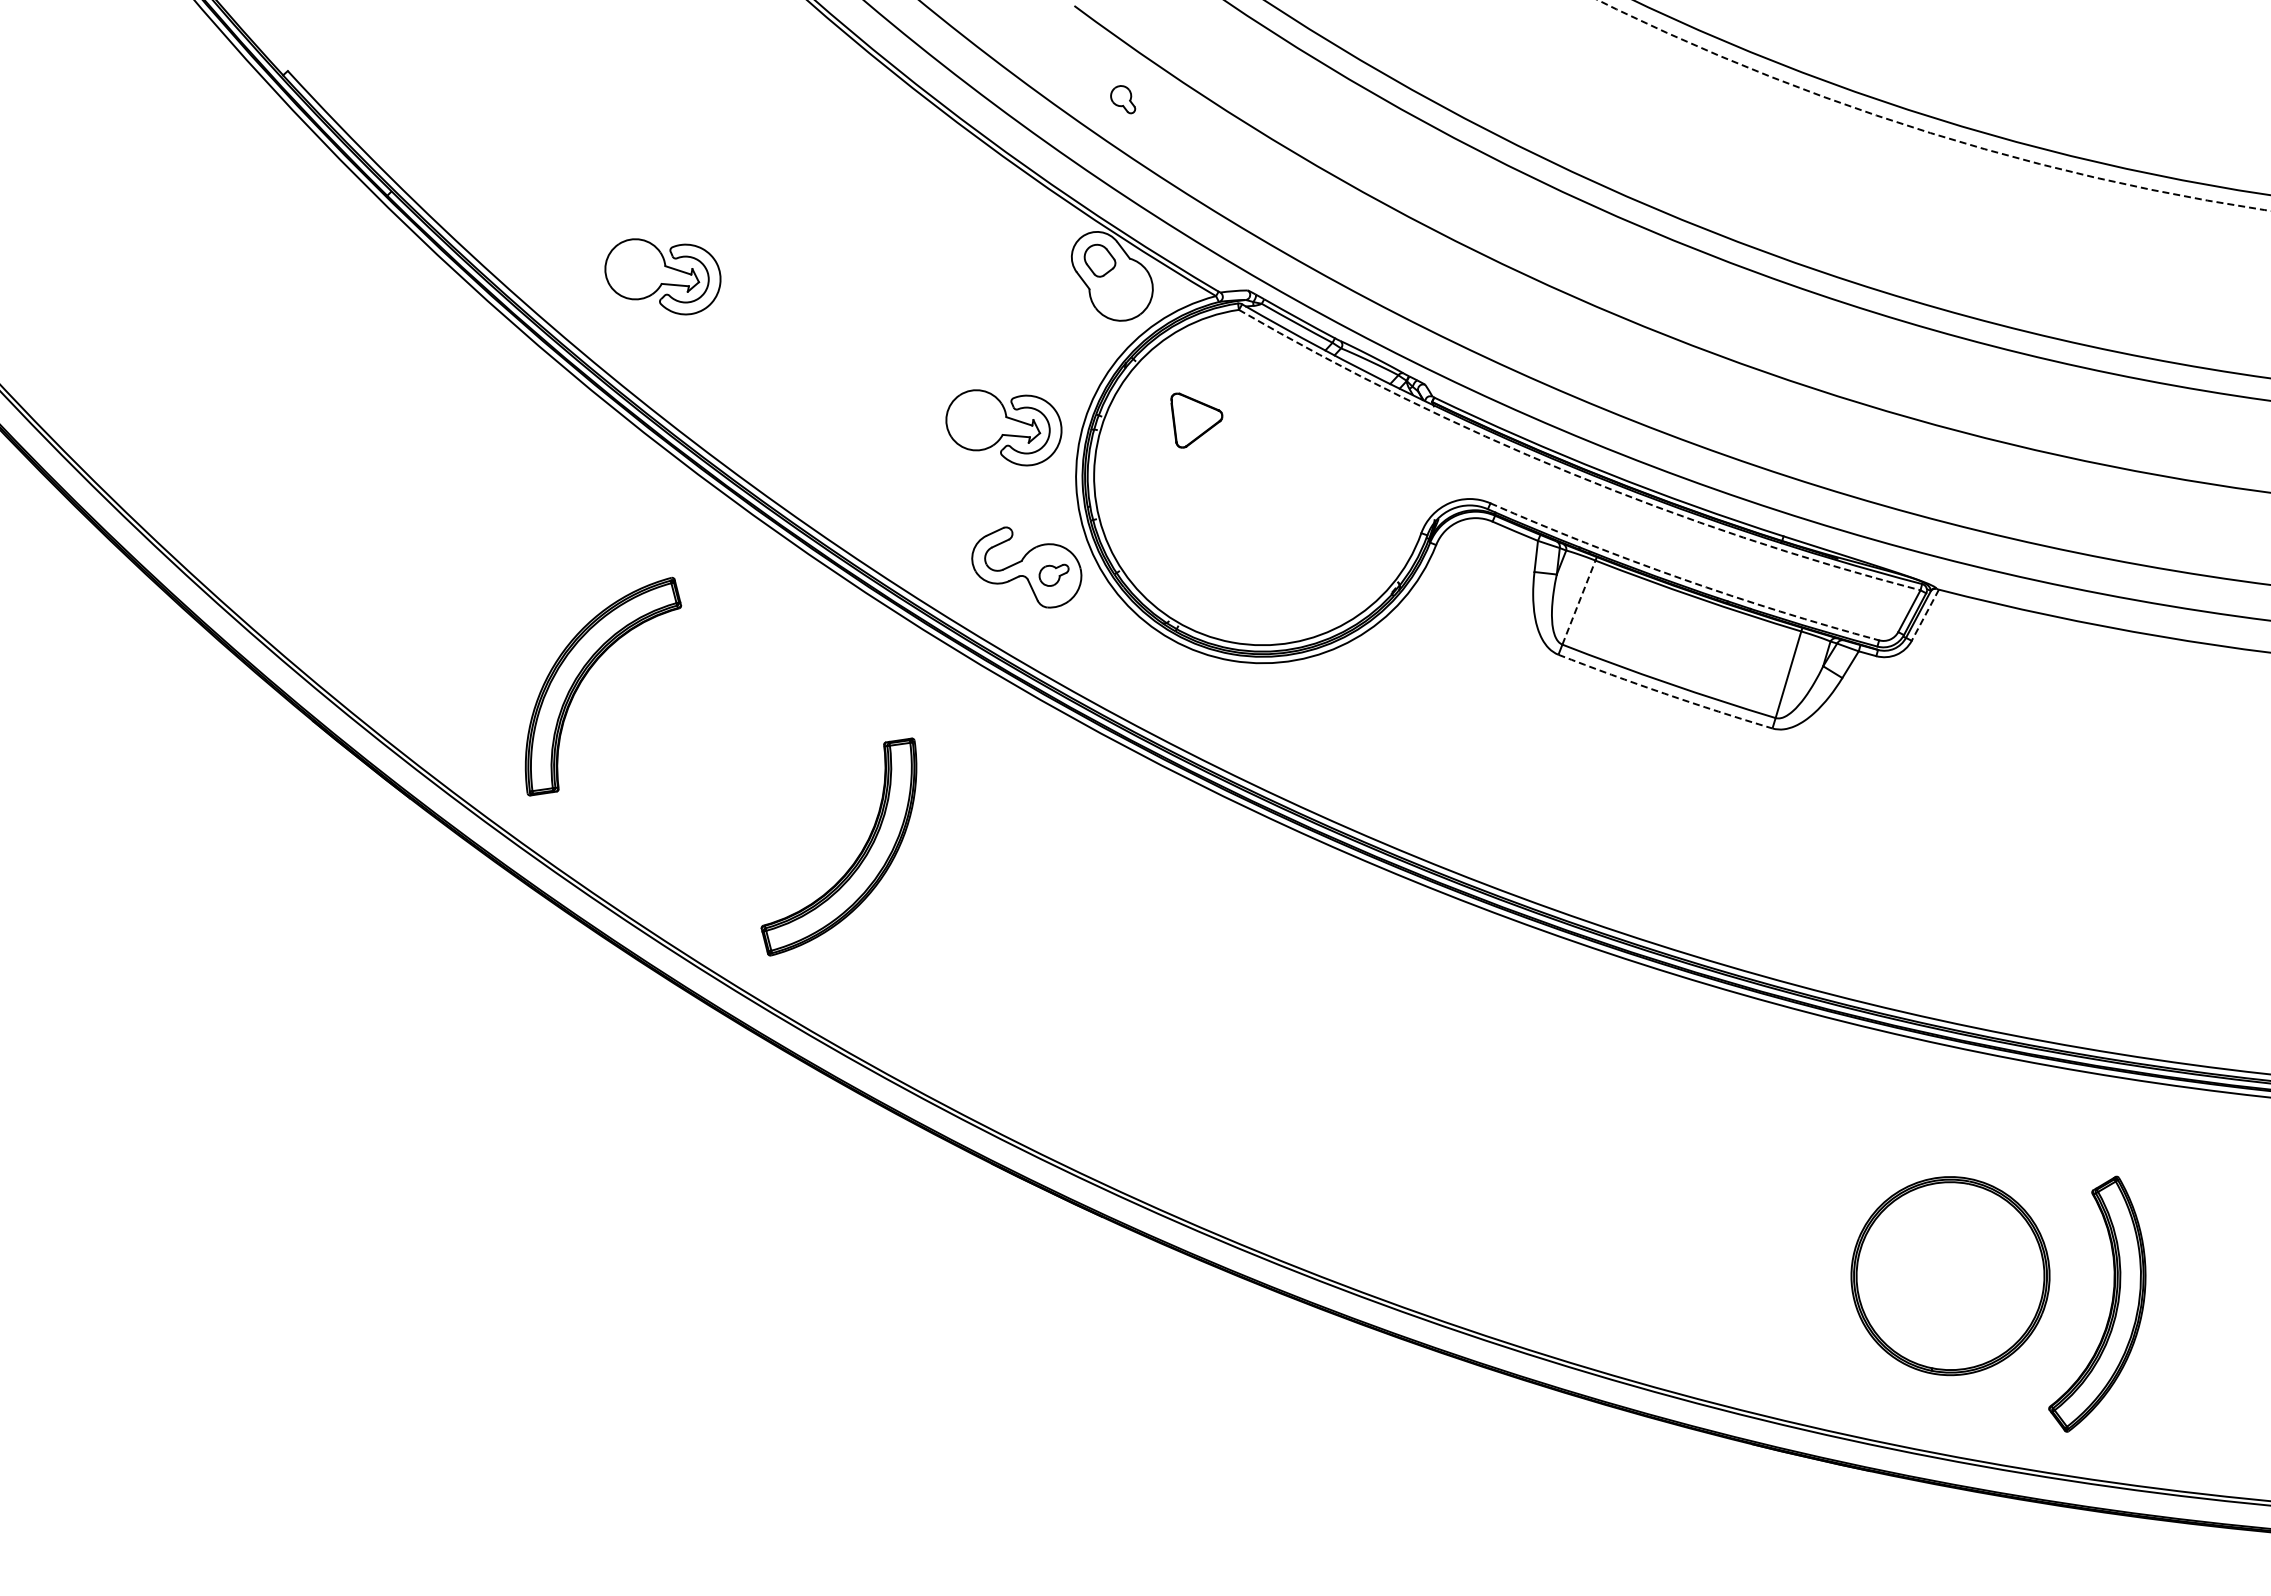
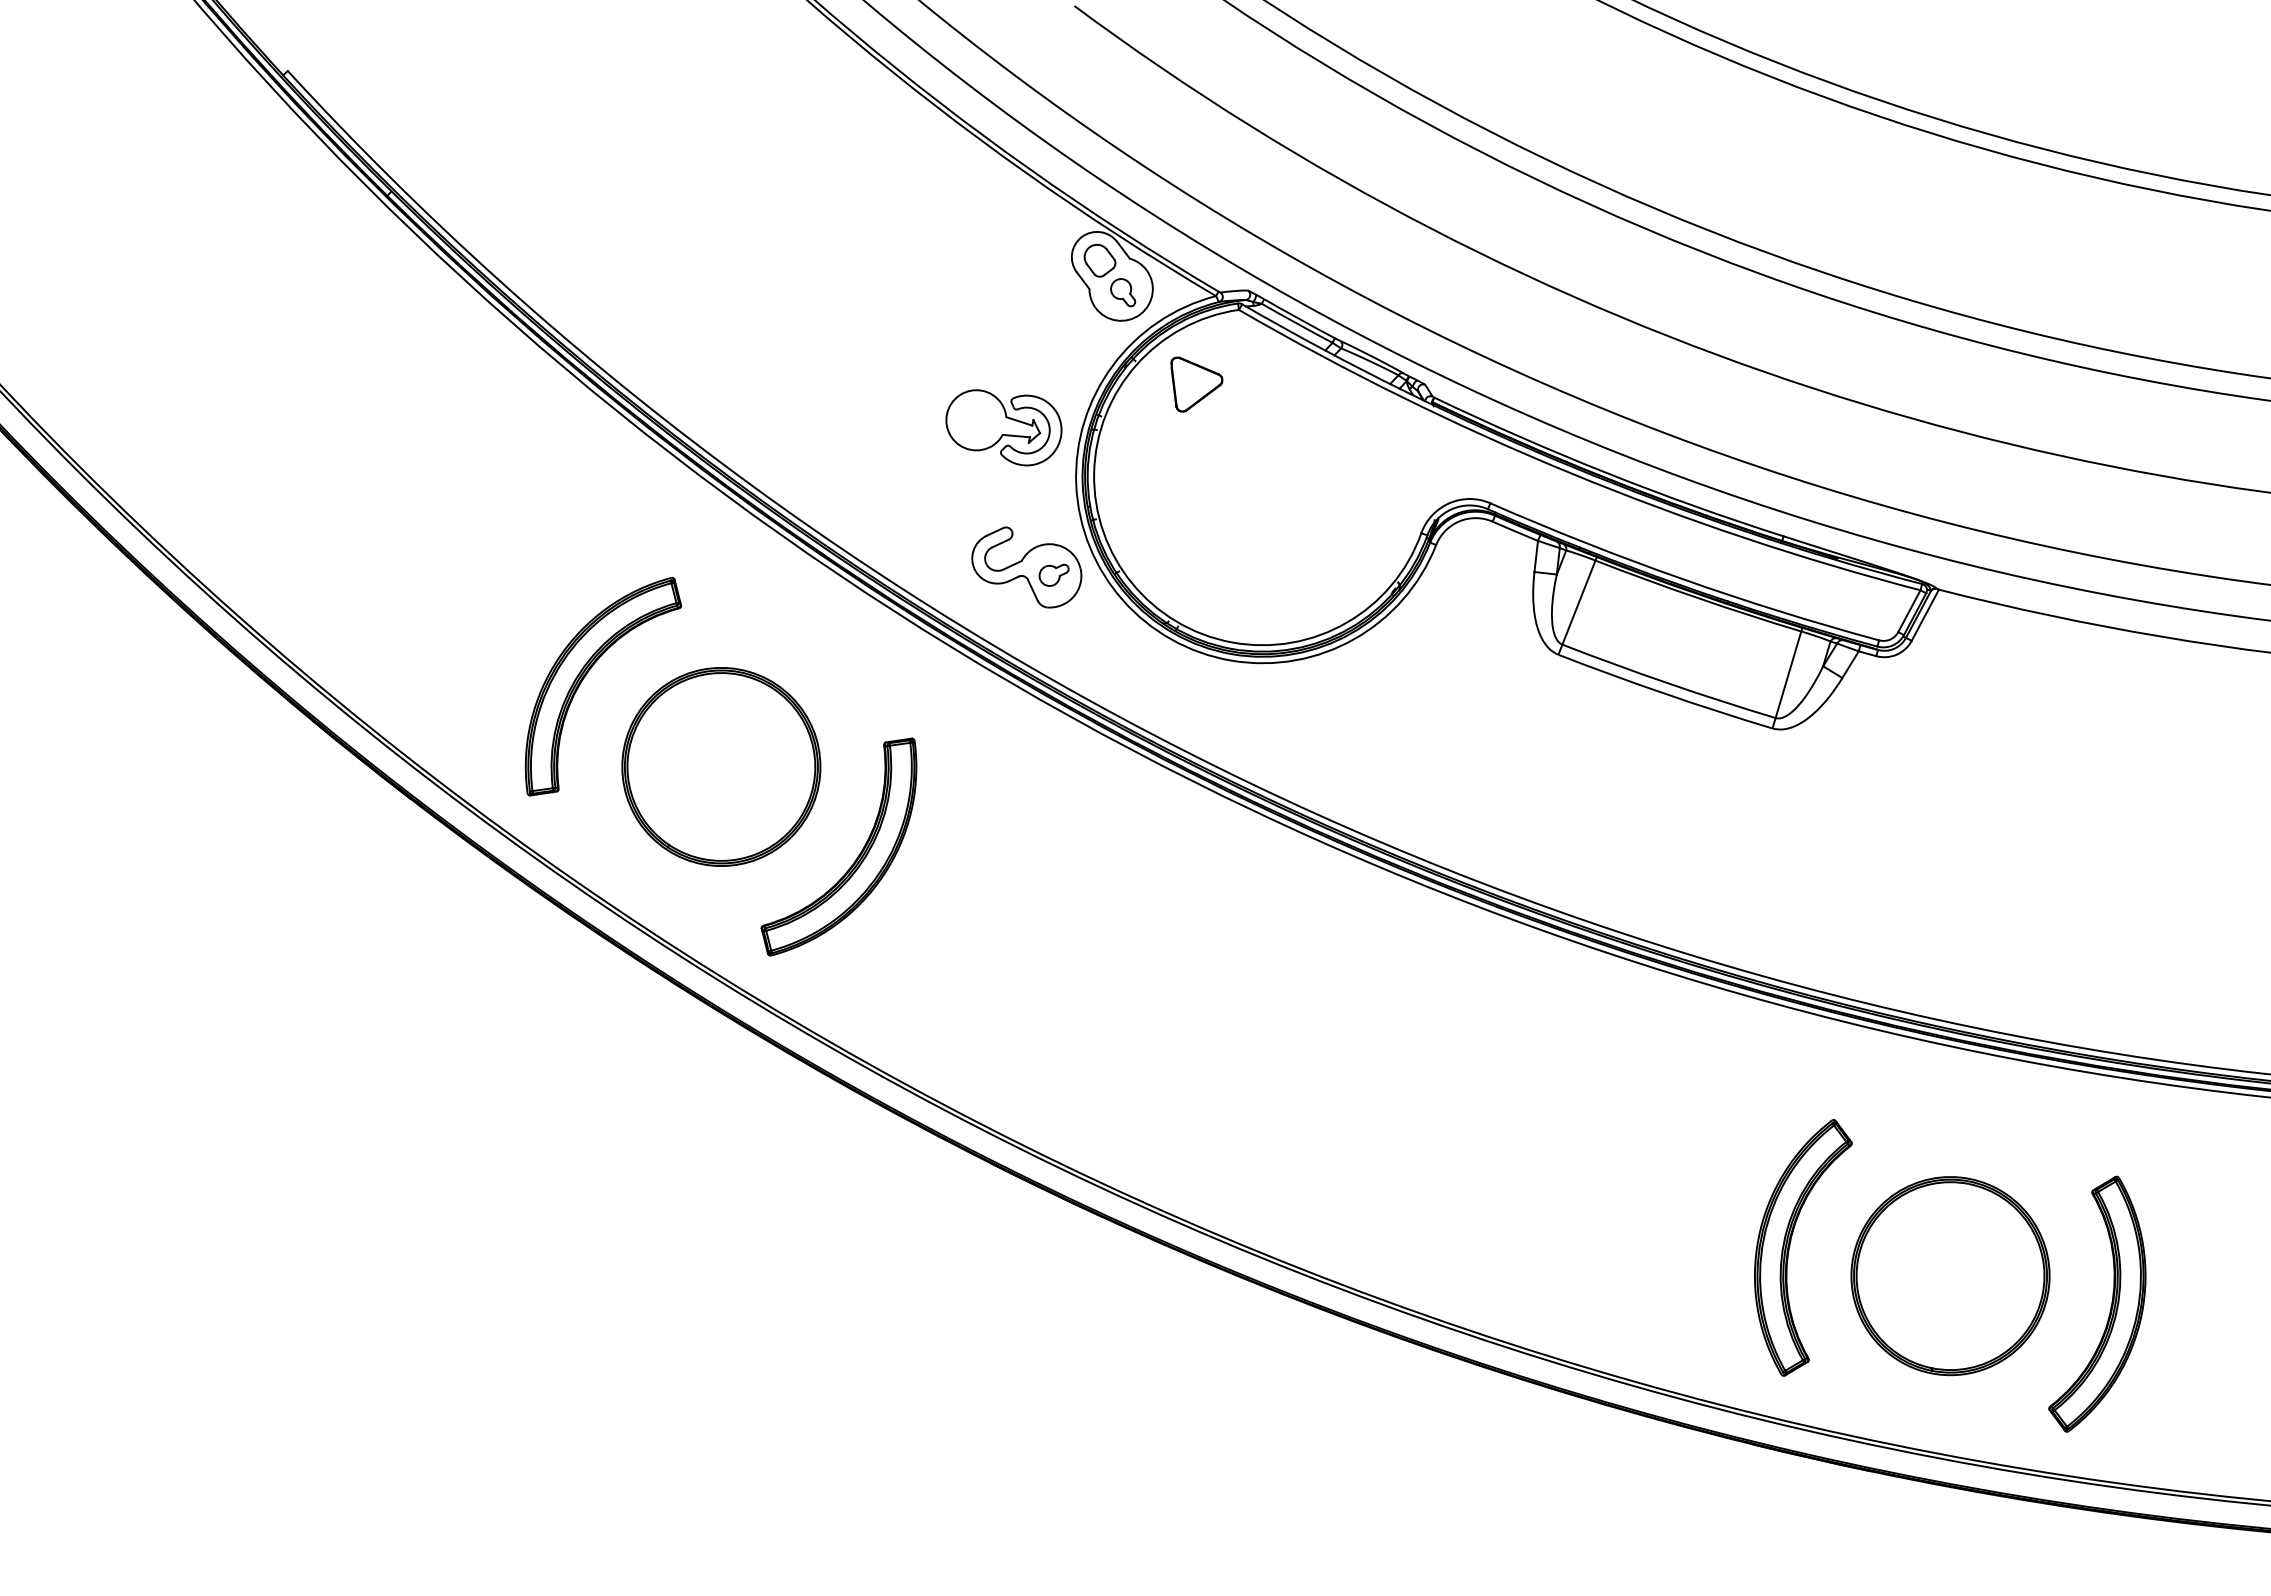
part position: (1123, 99) -> (1123, 292) (1123, 292)
circle: dashed -> solid (1933, 105)
part: present -> none (662, 276)
part position: (1196, 420) -> (1196, 384) (1196, 384)
arc: dashed -> solid (1570, 473)
arc: dashed -> solid (1682, 579)
line: dashed -> solid (1579, 602)
line: dashed -> solid (1925, 615)
arc: dashed -> solid (1664, 693)
part: none -> present (721, 766)
part: none -> present (1790, 1246)
